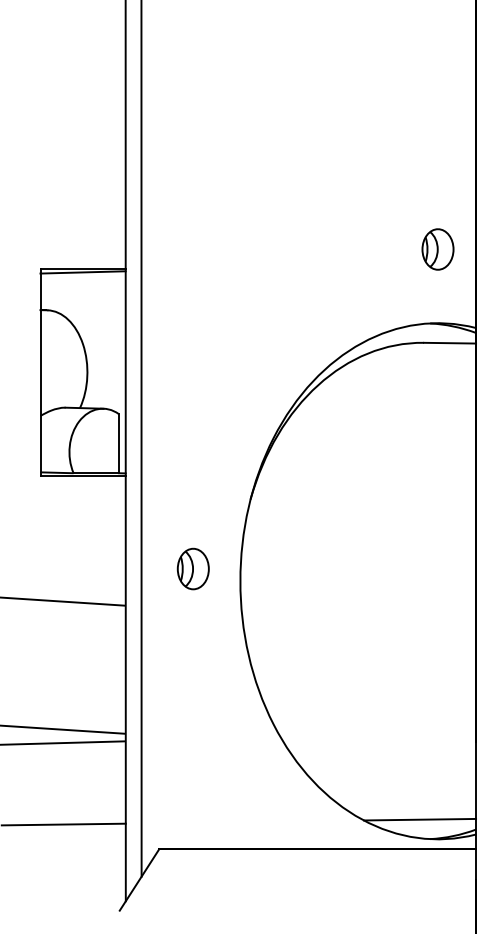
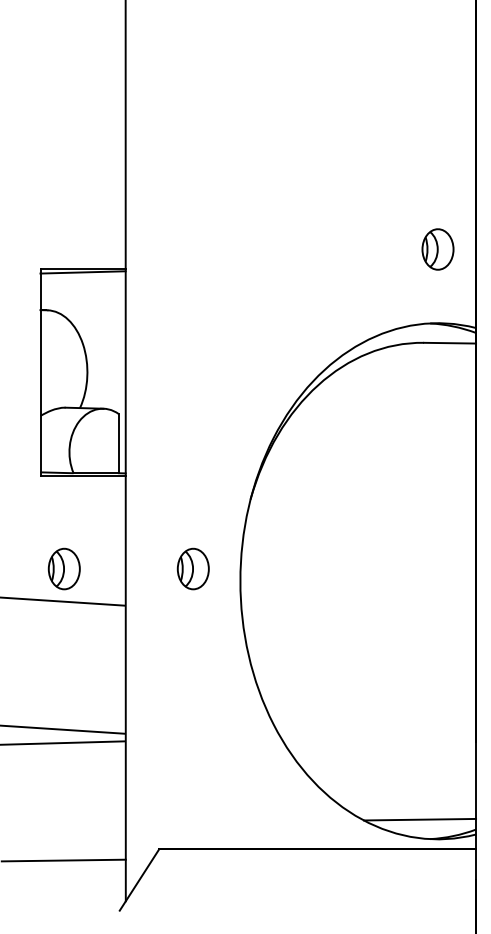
line: present -> none (141, 439)
part: none -> present (63, 568)
line position: (63, 824) -> (63, 860) (63, 860)
